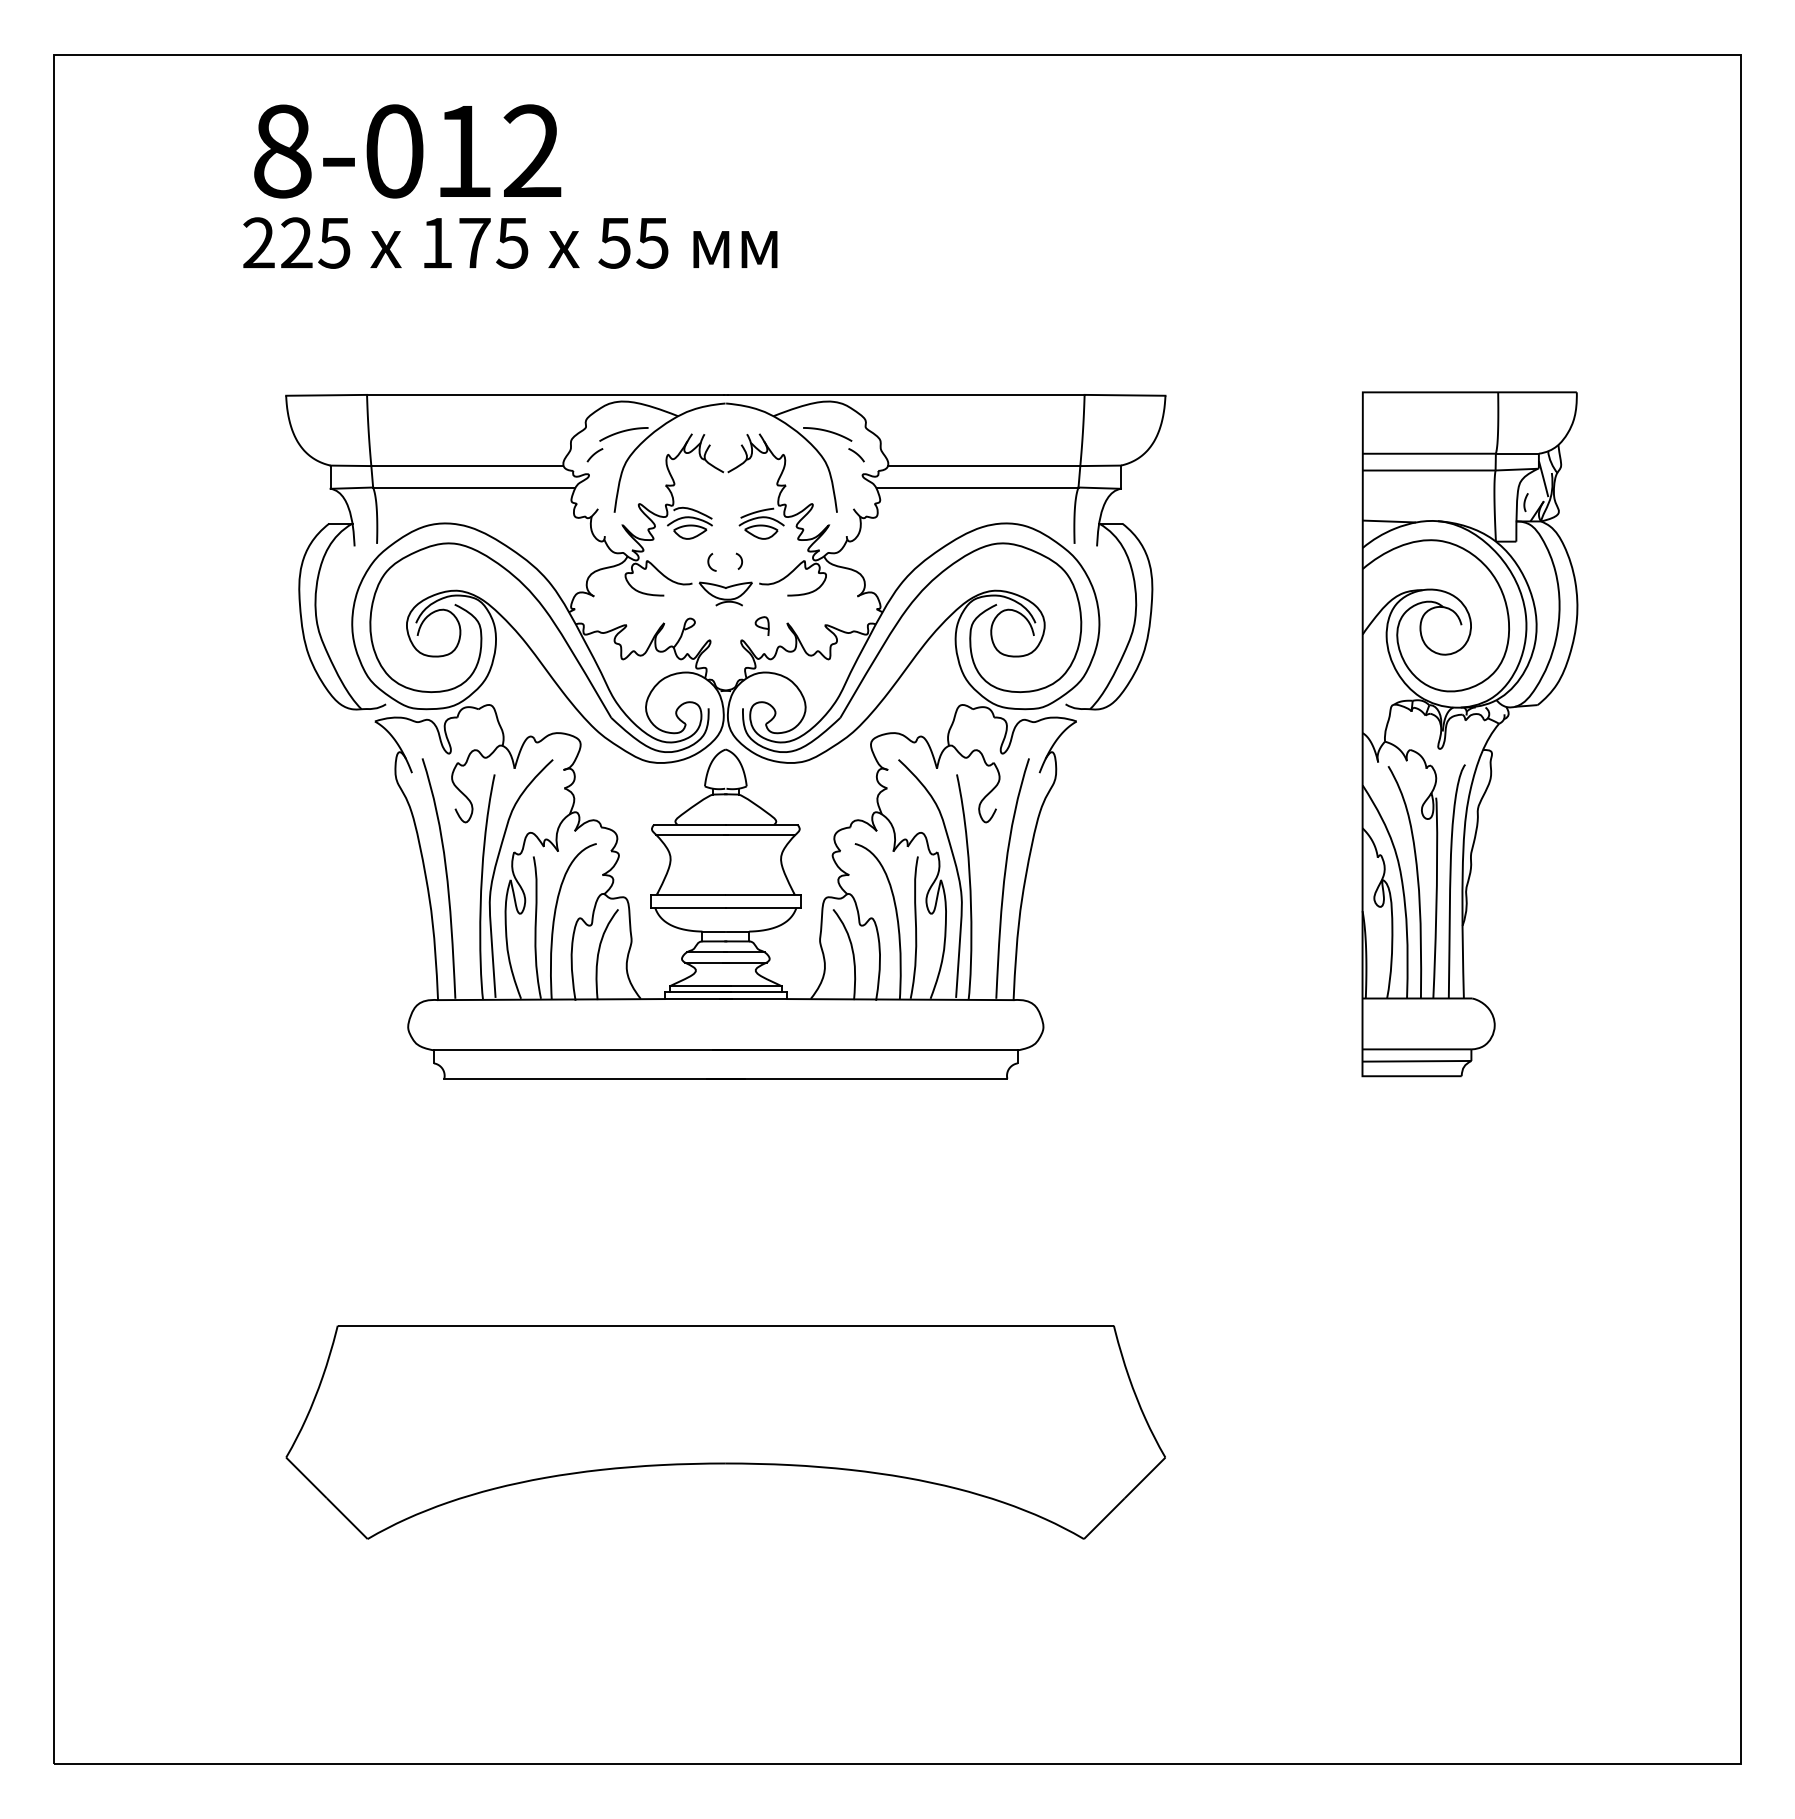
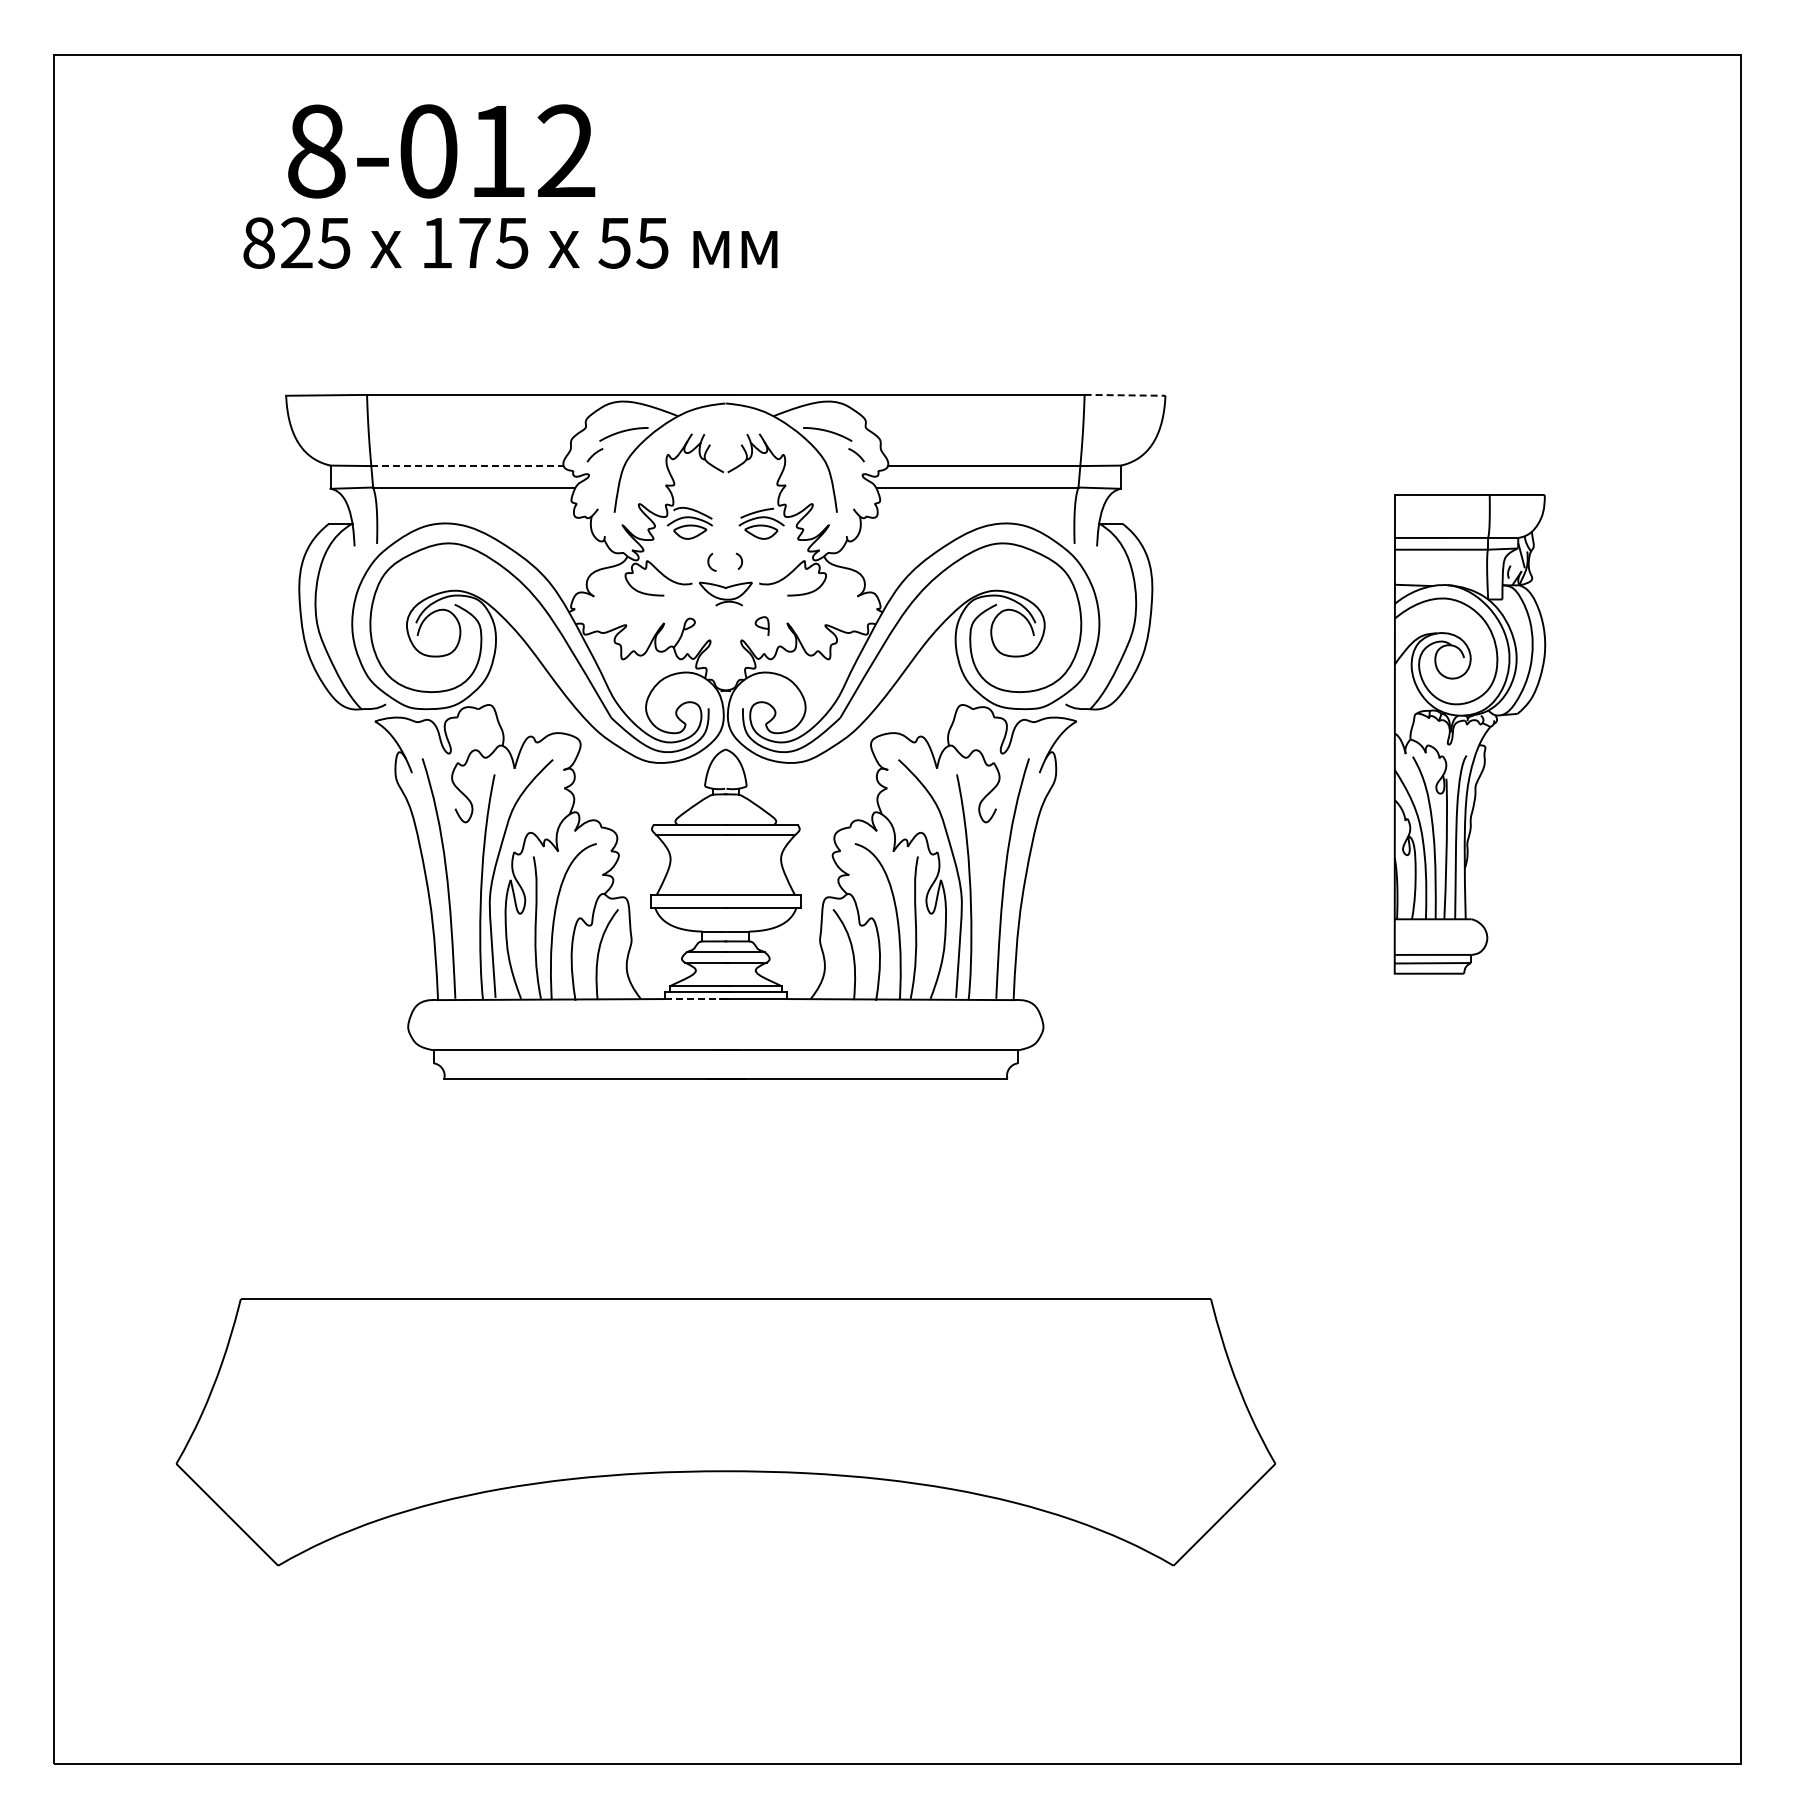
text position: (407, 151) -> (441, 151) (441, 151)
text: 225 -> 825 (258, 242)
line: solid -> dashed (1125, 395)
line: solid -> dashed (467, 466)
part size: 218x687 px -> 154x481 px (1469, 734)
line: solid -> dashed (698, 999)
part size: 881x215 px -> 1101x269 px (725, 1432)
